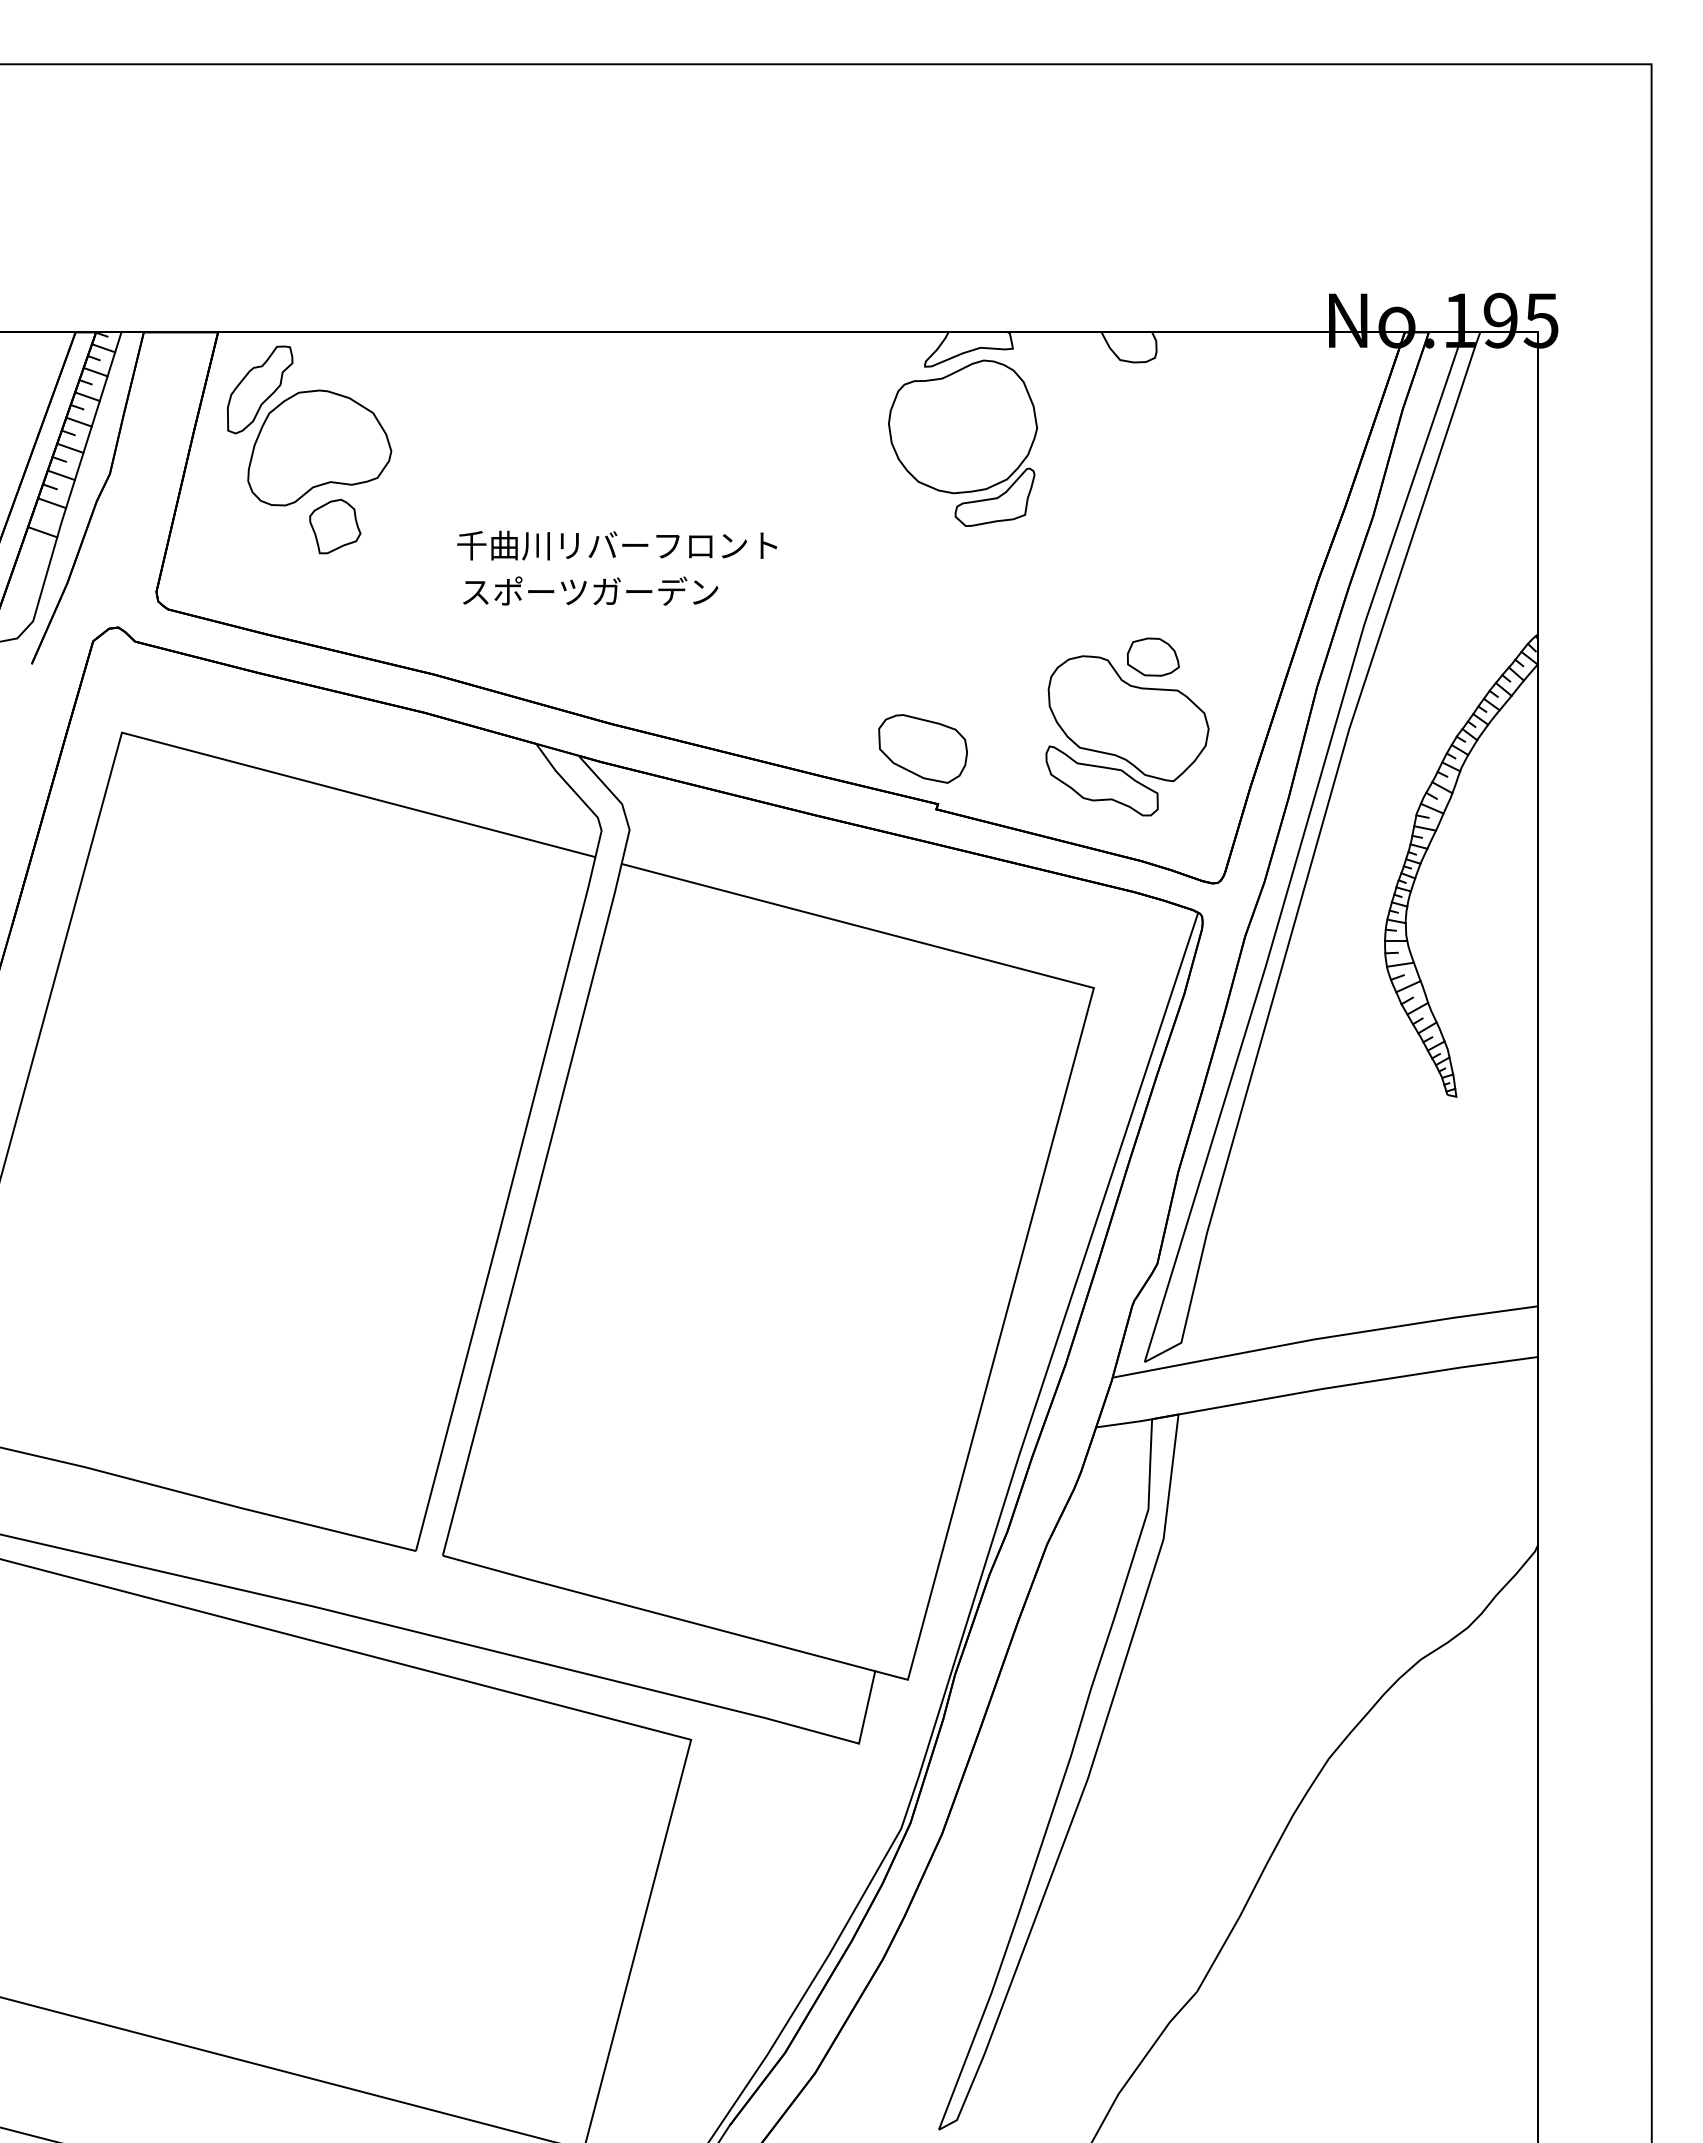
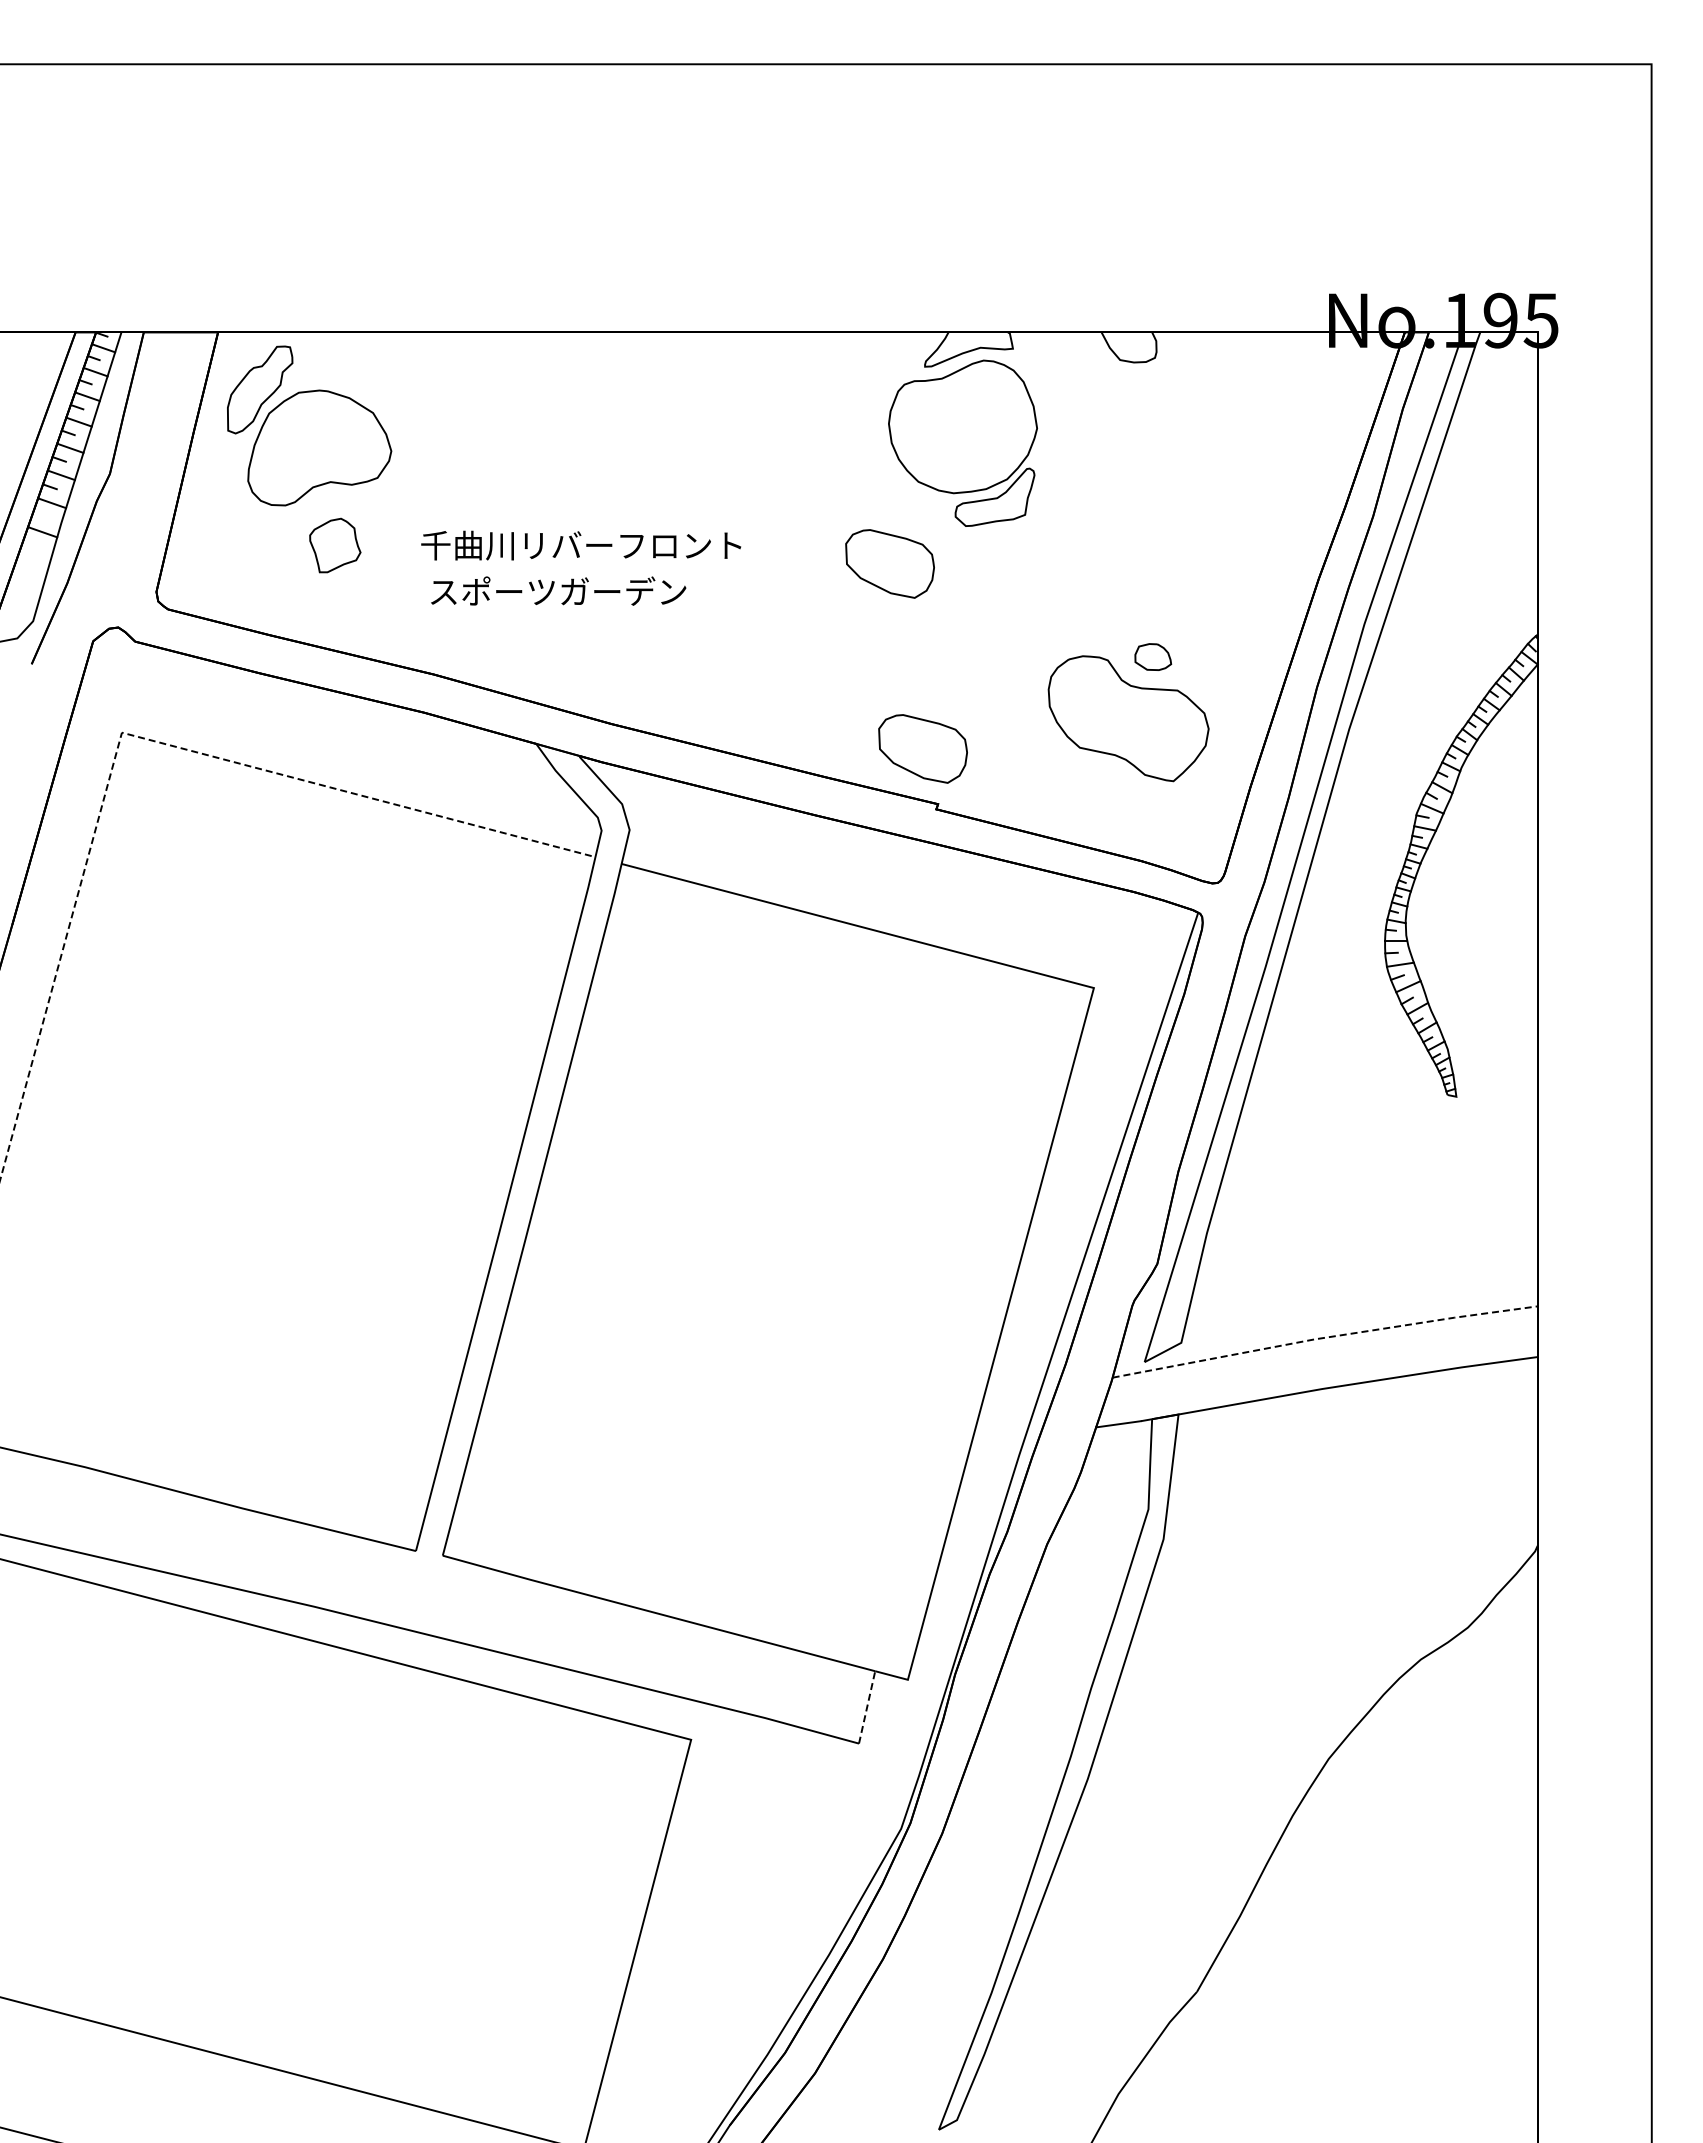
part position: (335, 526) -> (335, 545) (335, 545)
text position: (617, 545) -> (581, 545) (581, 545)
part: none -> present (889, 563)
text position: (590, 590) -> (558, 590) (558, 590)
part size: 54x40 px -> 39x28 px (1153, 656)
line: solid -> dashed (134, 735)
part: present -> none (1101, 780)
line: solid -> dashed (1324, 1337)
line: solid -> dashed (867, 1706)
